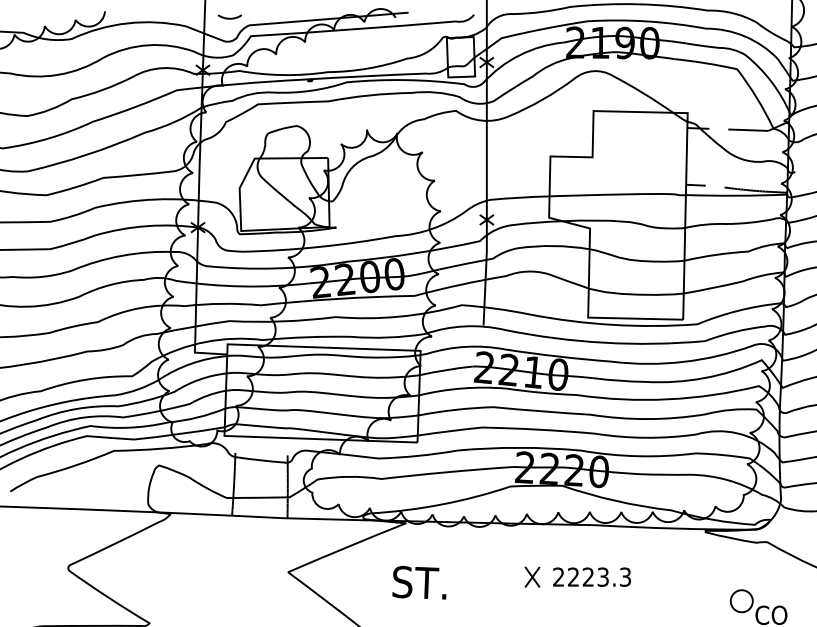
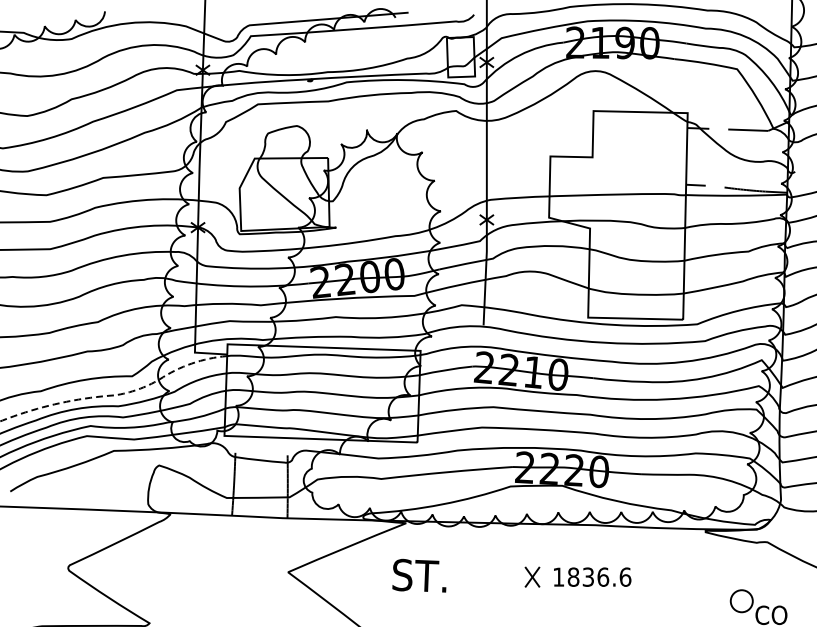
curve: present -> none (229, 17)
line: solid -> dashed (118, 394)
text: 2223.3 -> 1836.6 (592, 576)
text position: (419, 582) -> (419, 575) (419, 575)
